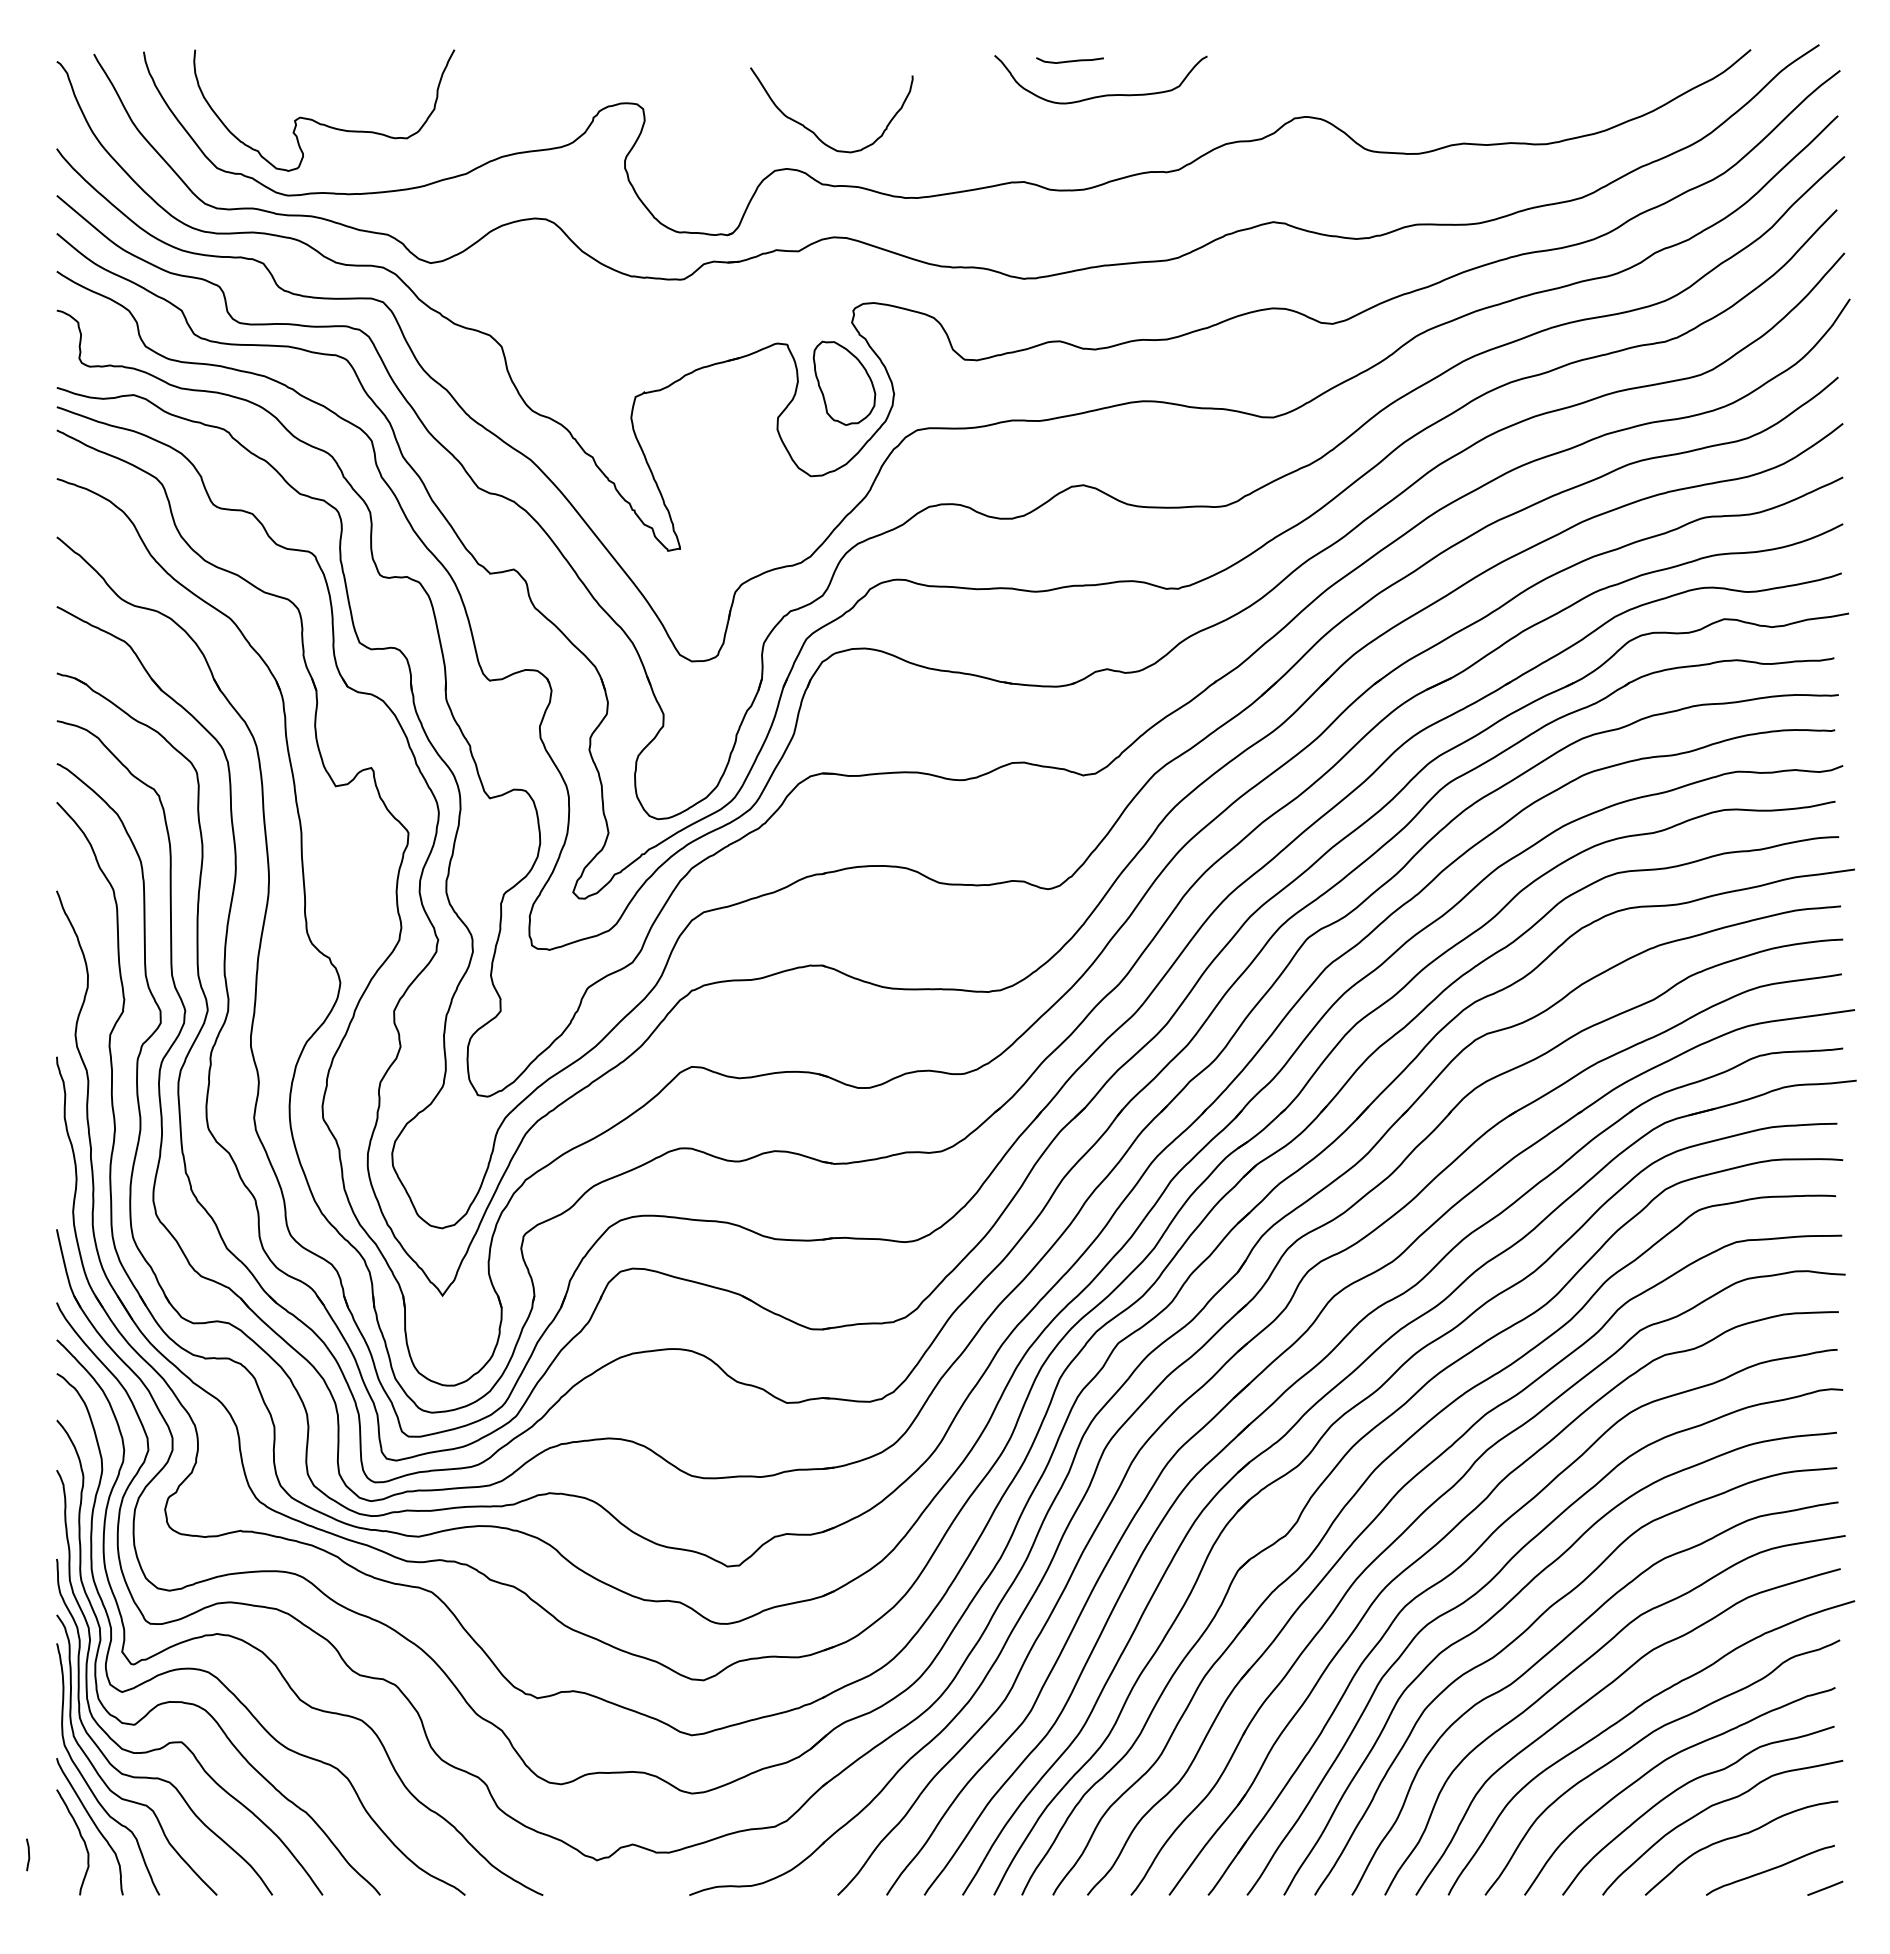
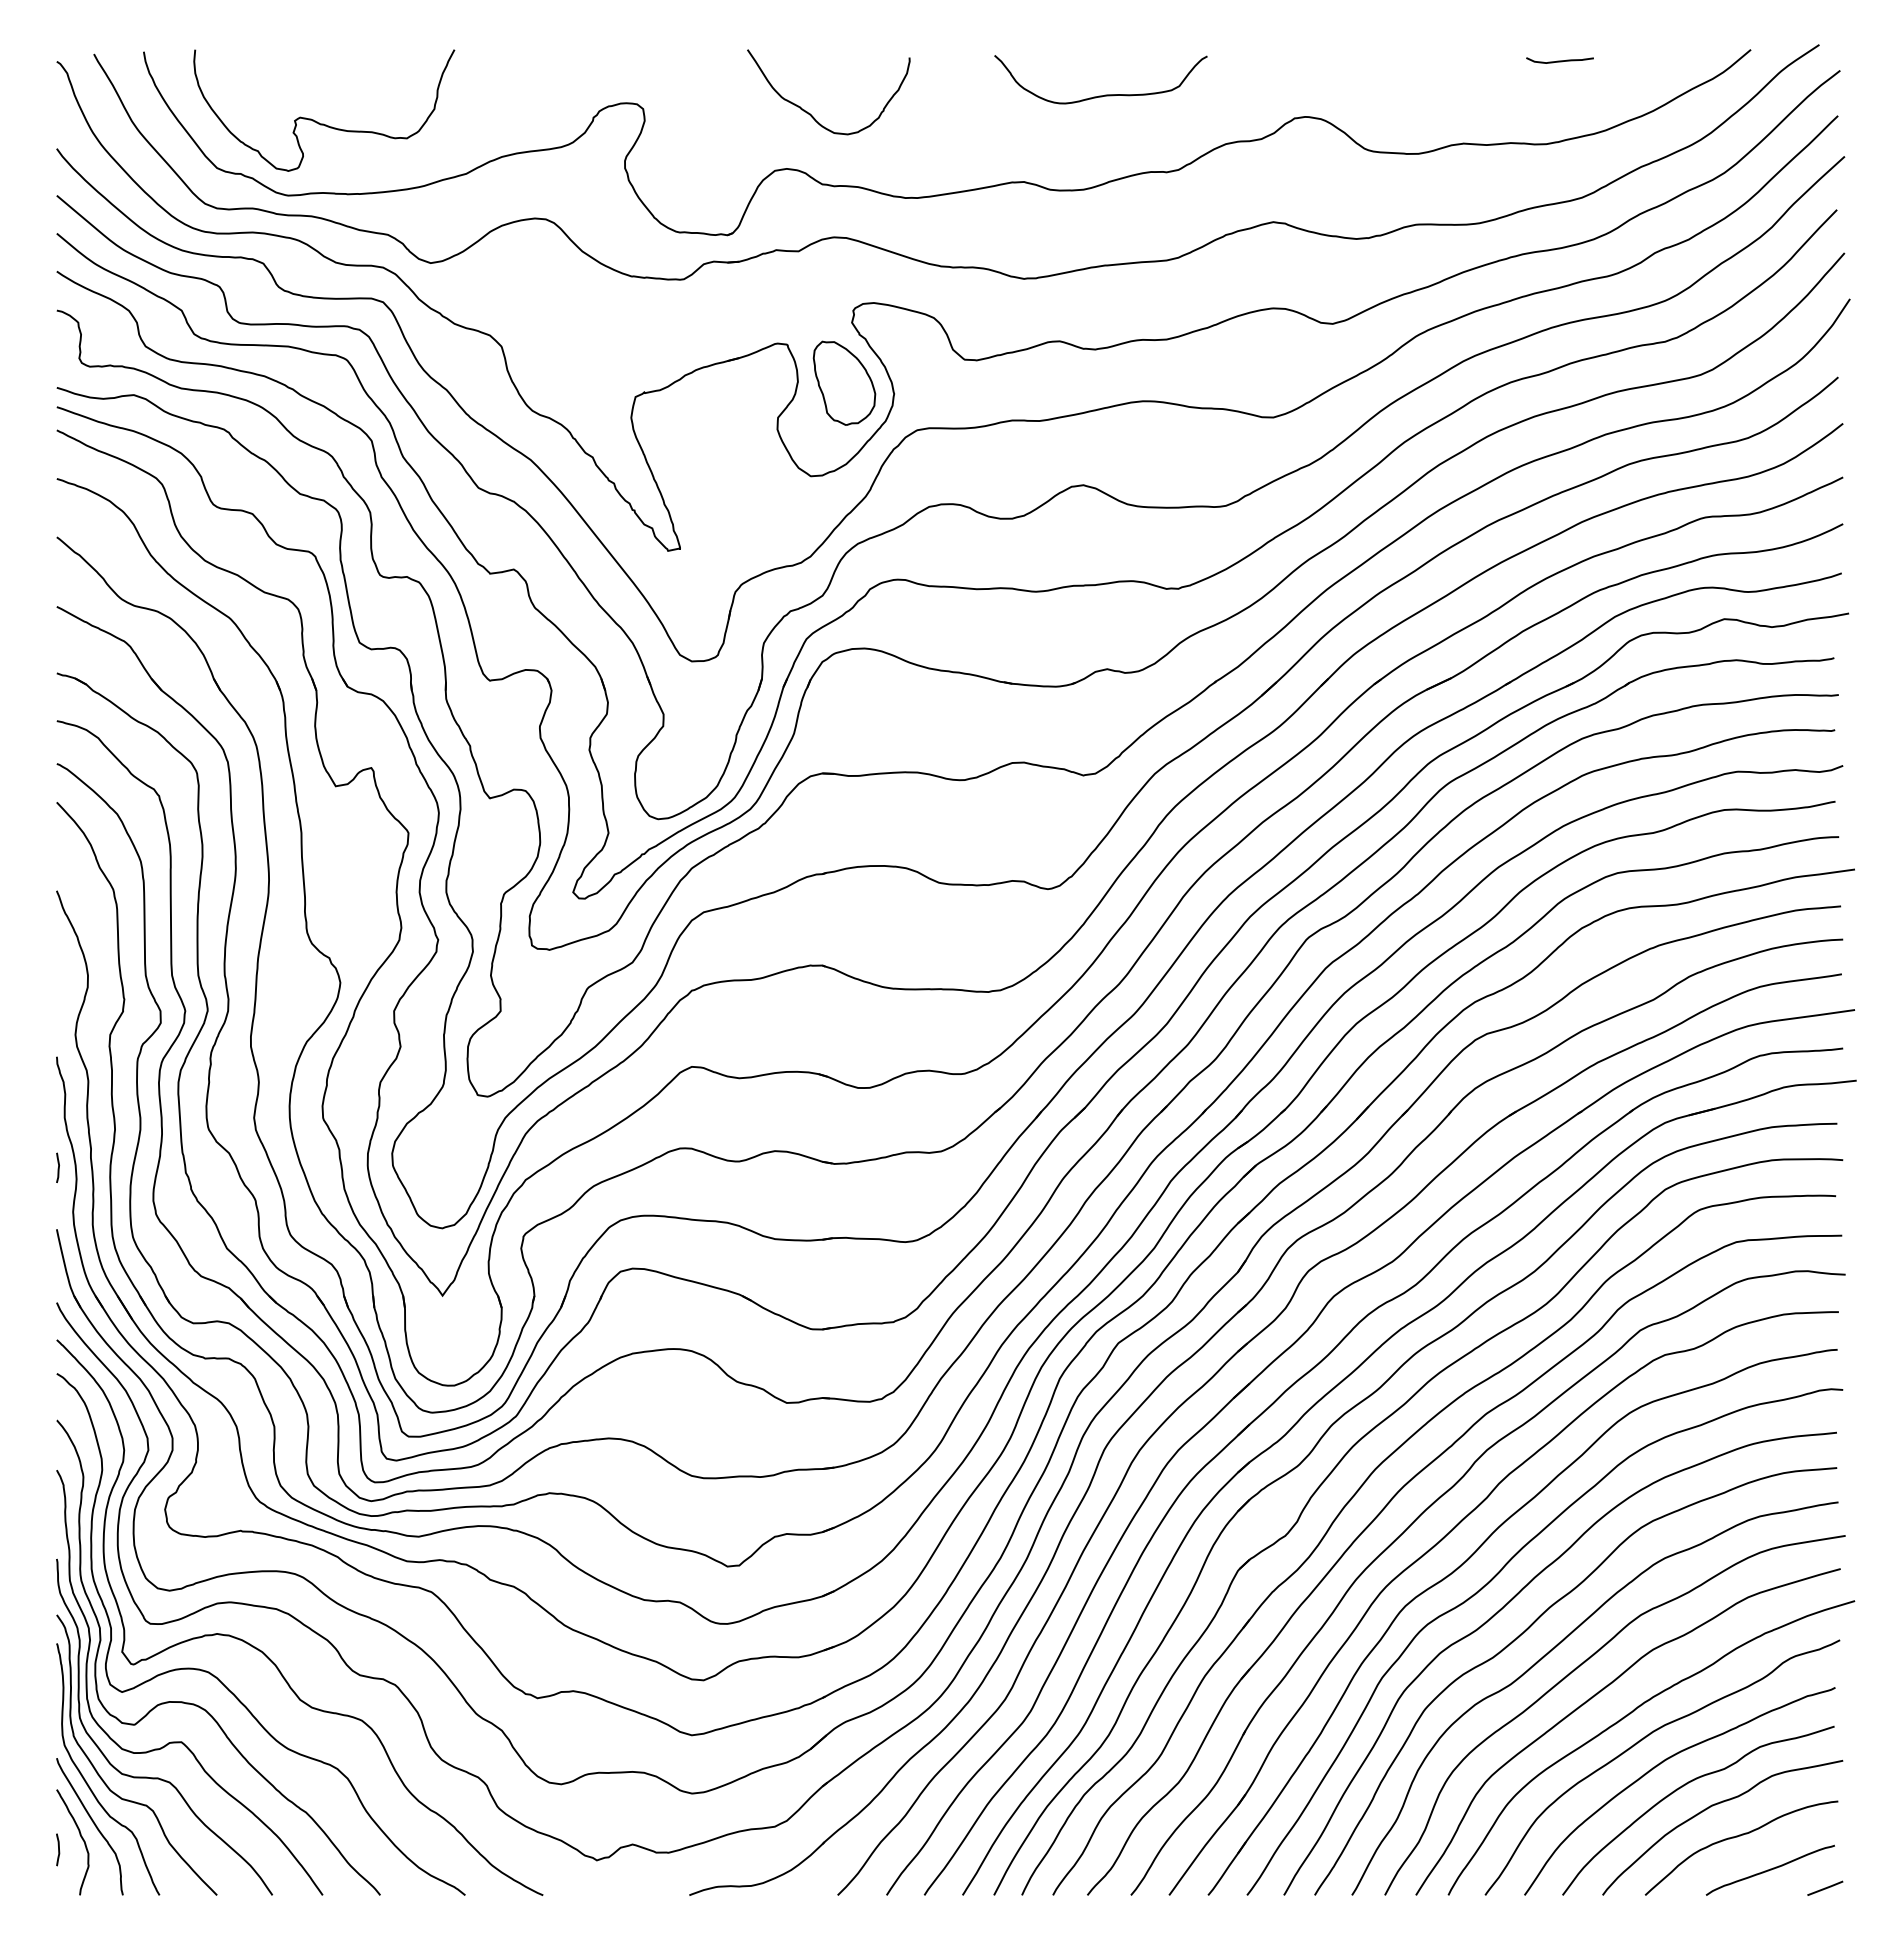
curve position: (1069, 60) -> (1559, 60) (1559, 60)
curve position: (812, 130) -> (809, 112) (809, 112)
line: none -> present (58, 1167)
curve position: (28, 1854) -> (58, 1849) (58, 1849)
